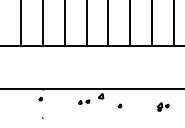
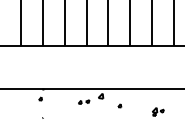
part position: (163, 106) -> (158, 111) (158, 111)
